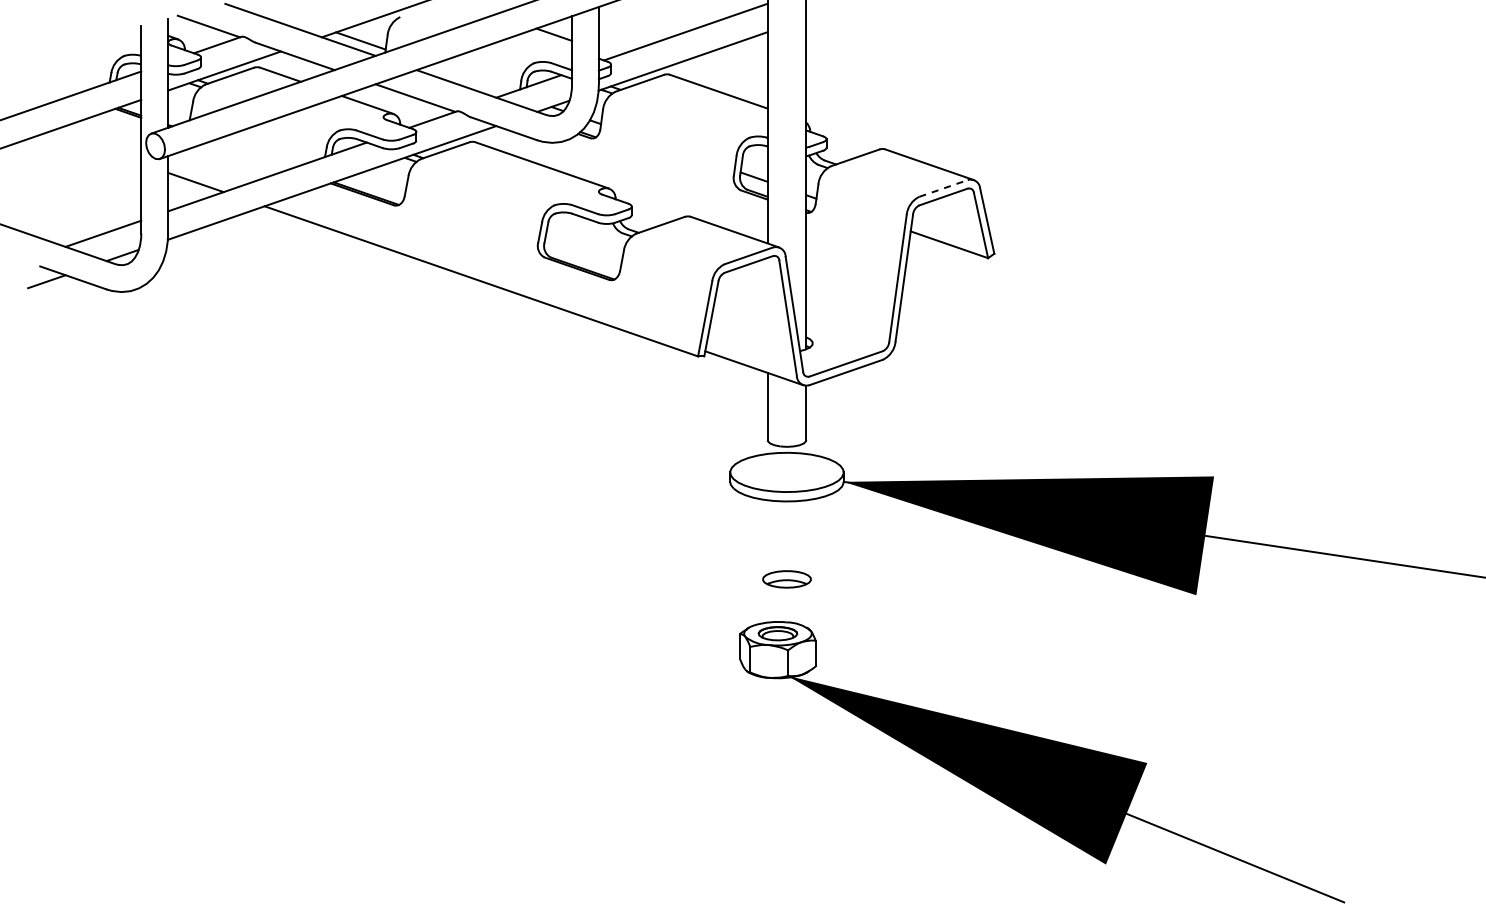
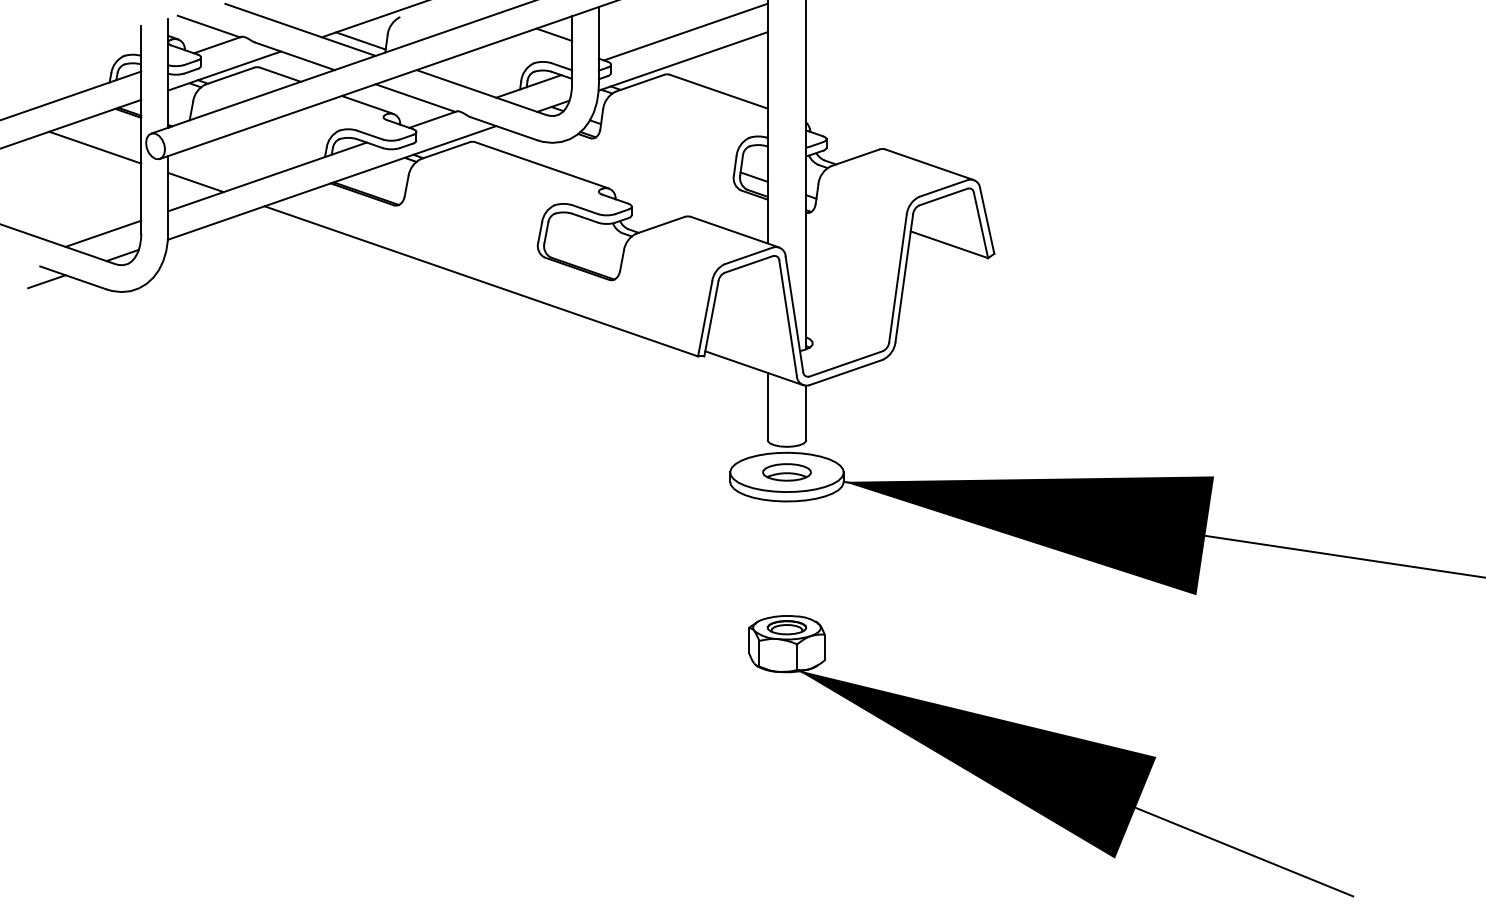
line: none -> present (95, 147)
line: dashed -> solid (943, 188)
part position: (786, 579) -> (786, 472) (786, 472)
part position: (1042, 762) -> (1051, 756) (1051, 756)
